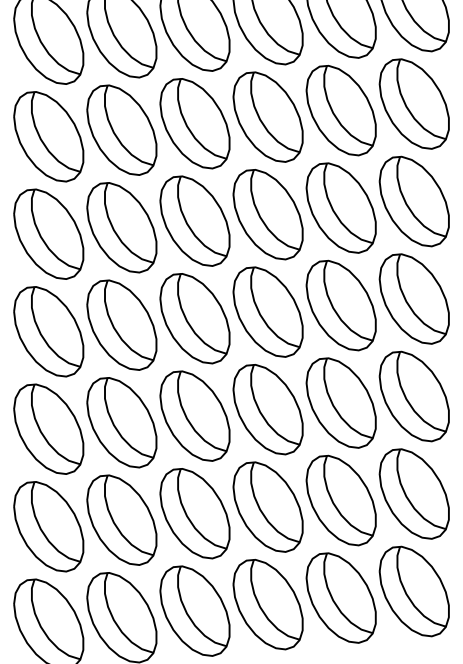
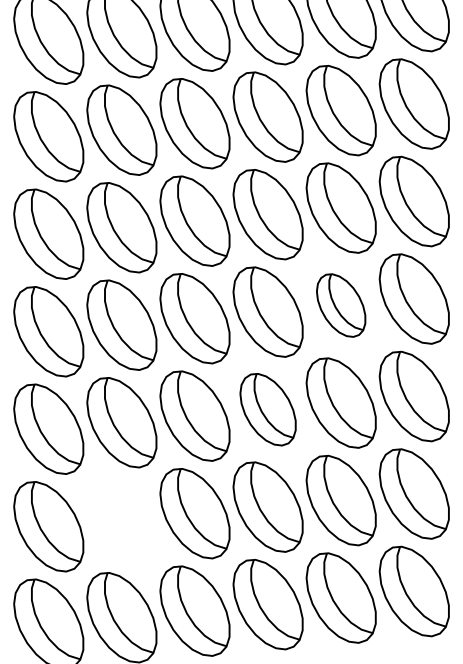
part size: 72x93 px -> 51x65 px (341, 305)
part size: 72x92 px -> 58x74 px (267, 409)
part: present -> none (121, 519)
